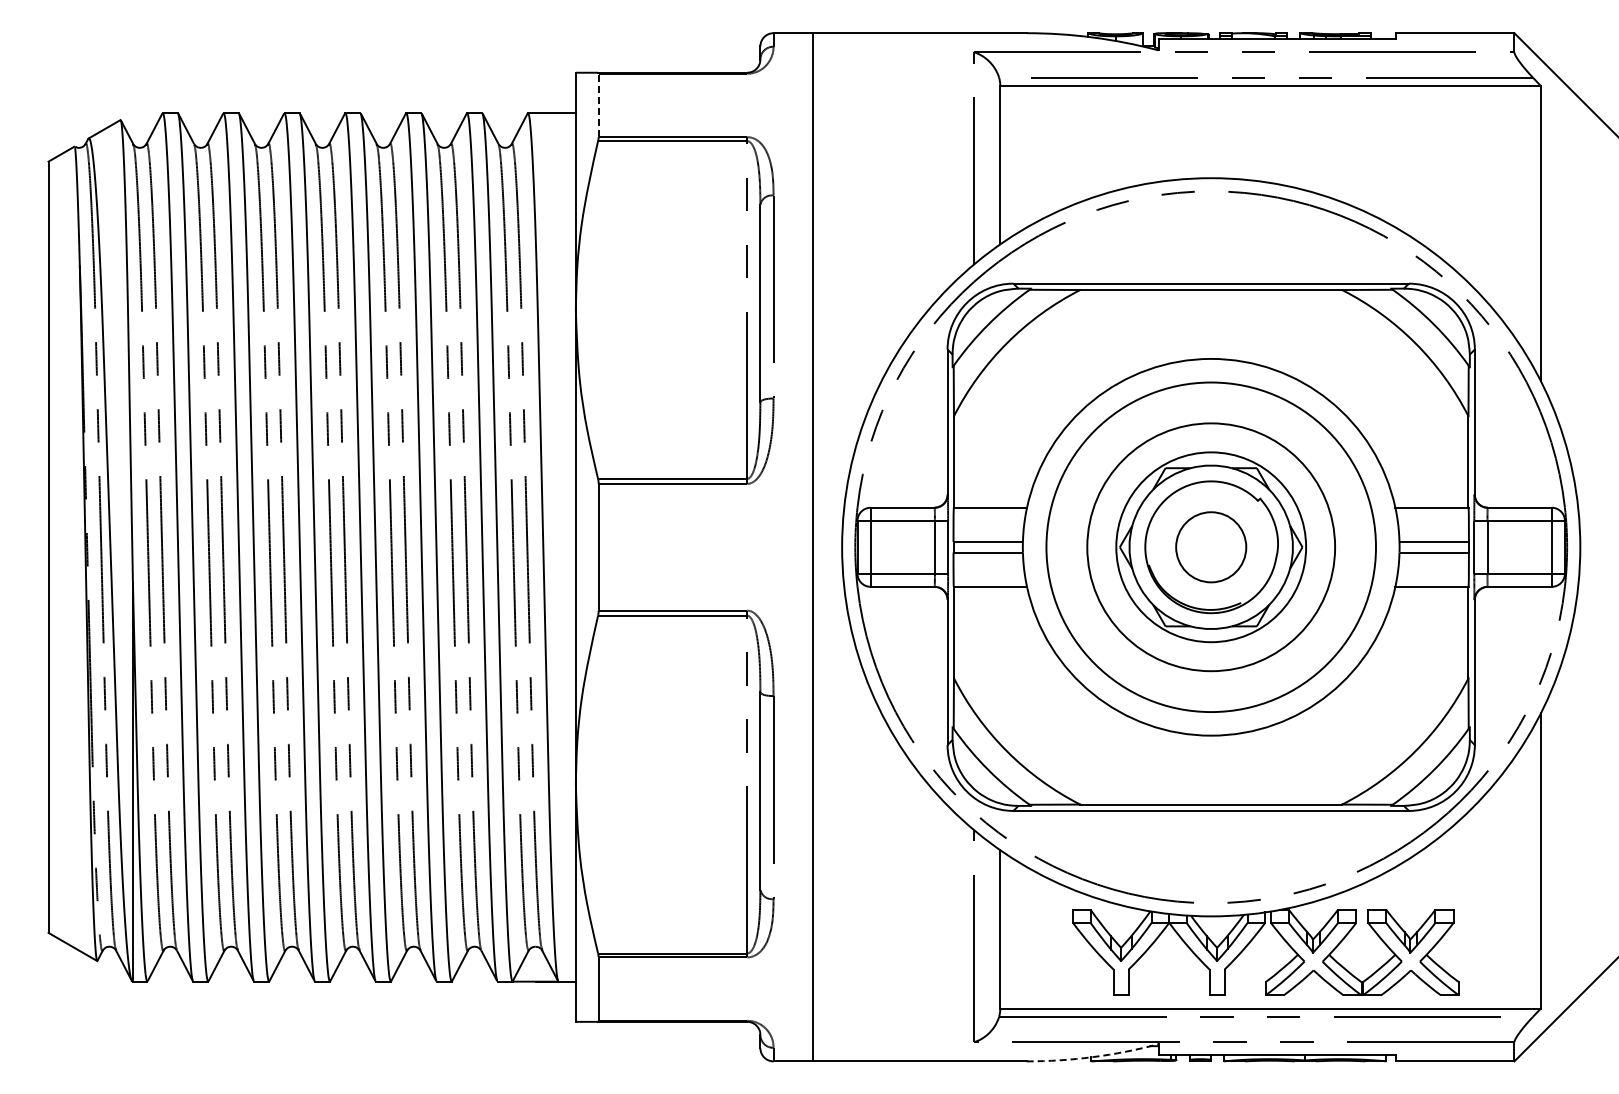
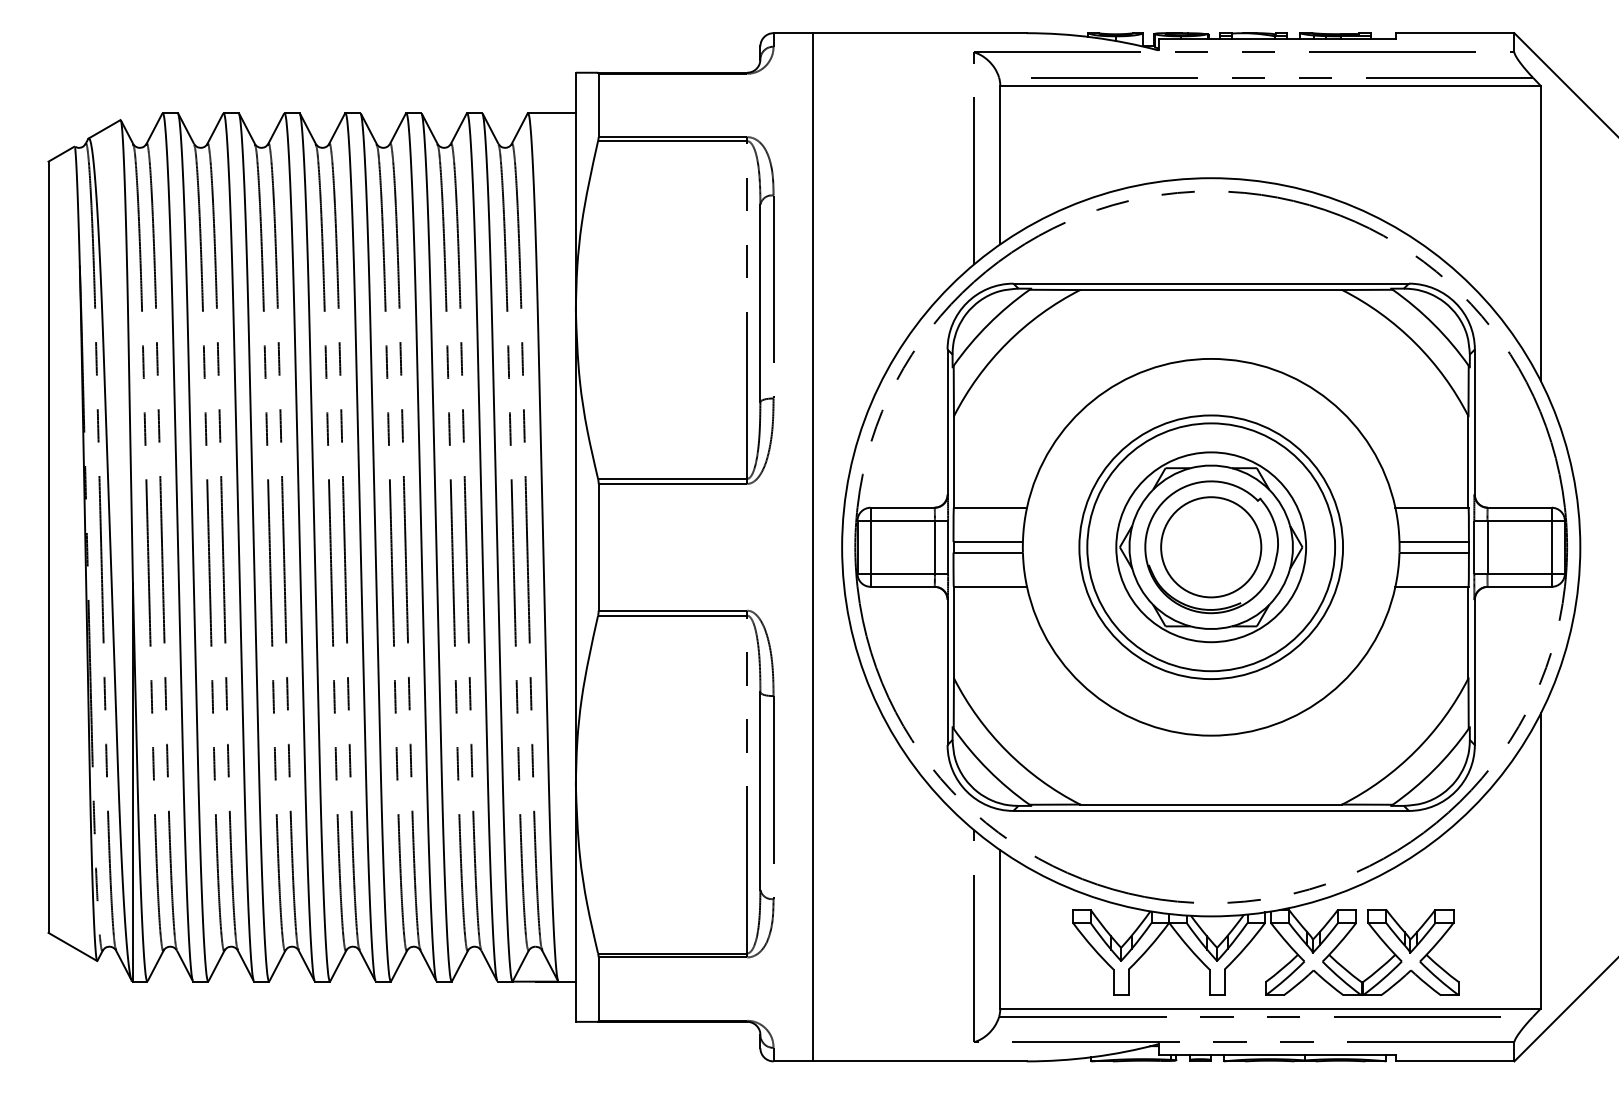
line: dashed -> solid (598, 105)
circle diameter: 330 px -> 264 px (1211, 547)
circle diameter: 70 px -> 100 px (1211, 547)
arc: dashed -> solid (1093, 1057)
